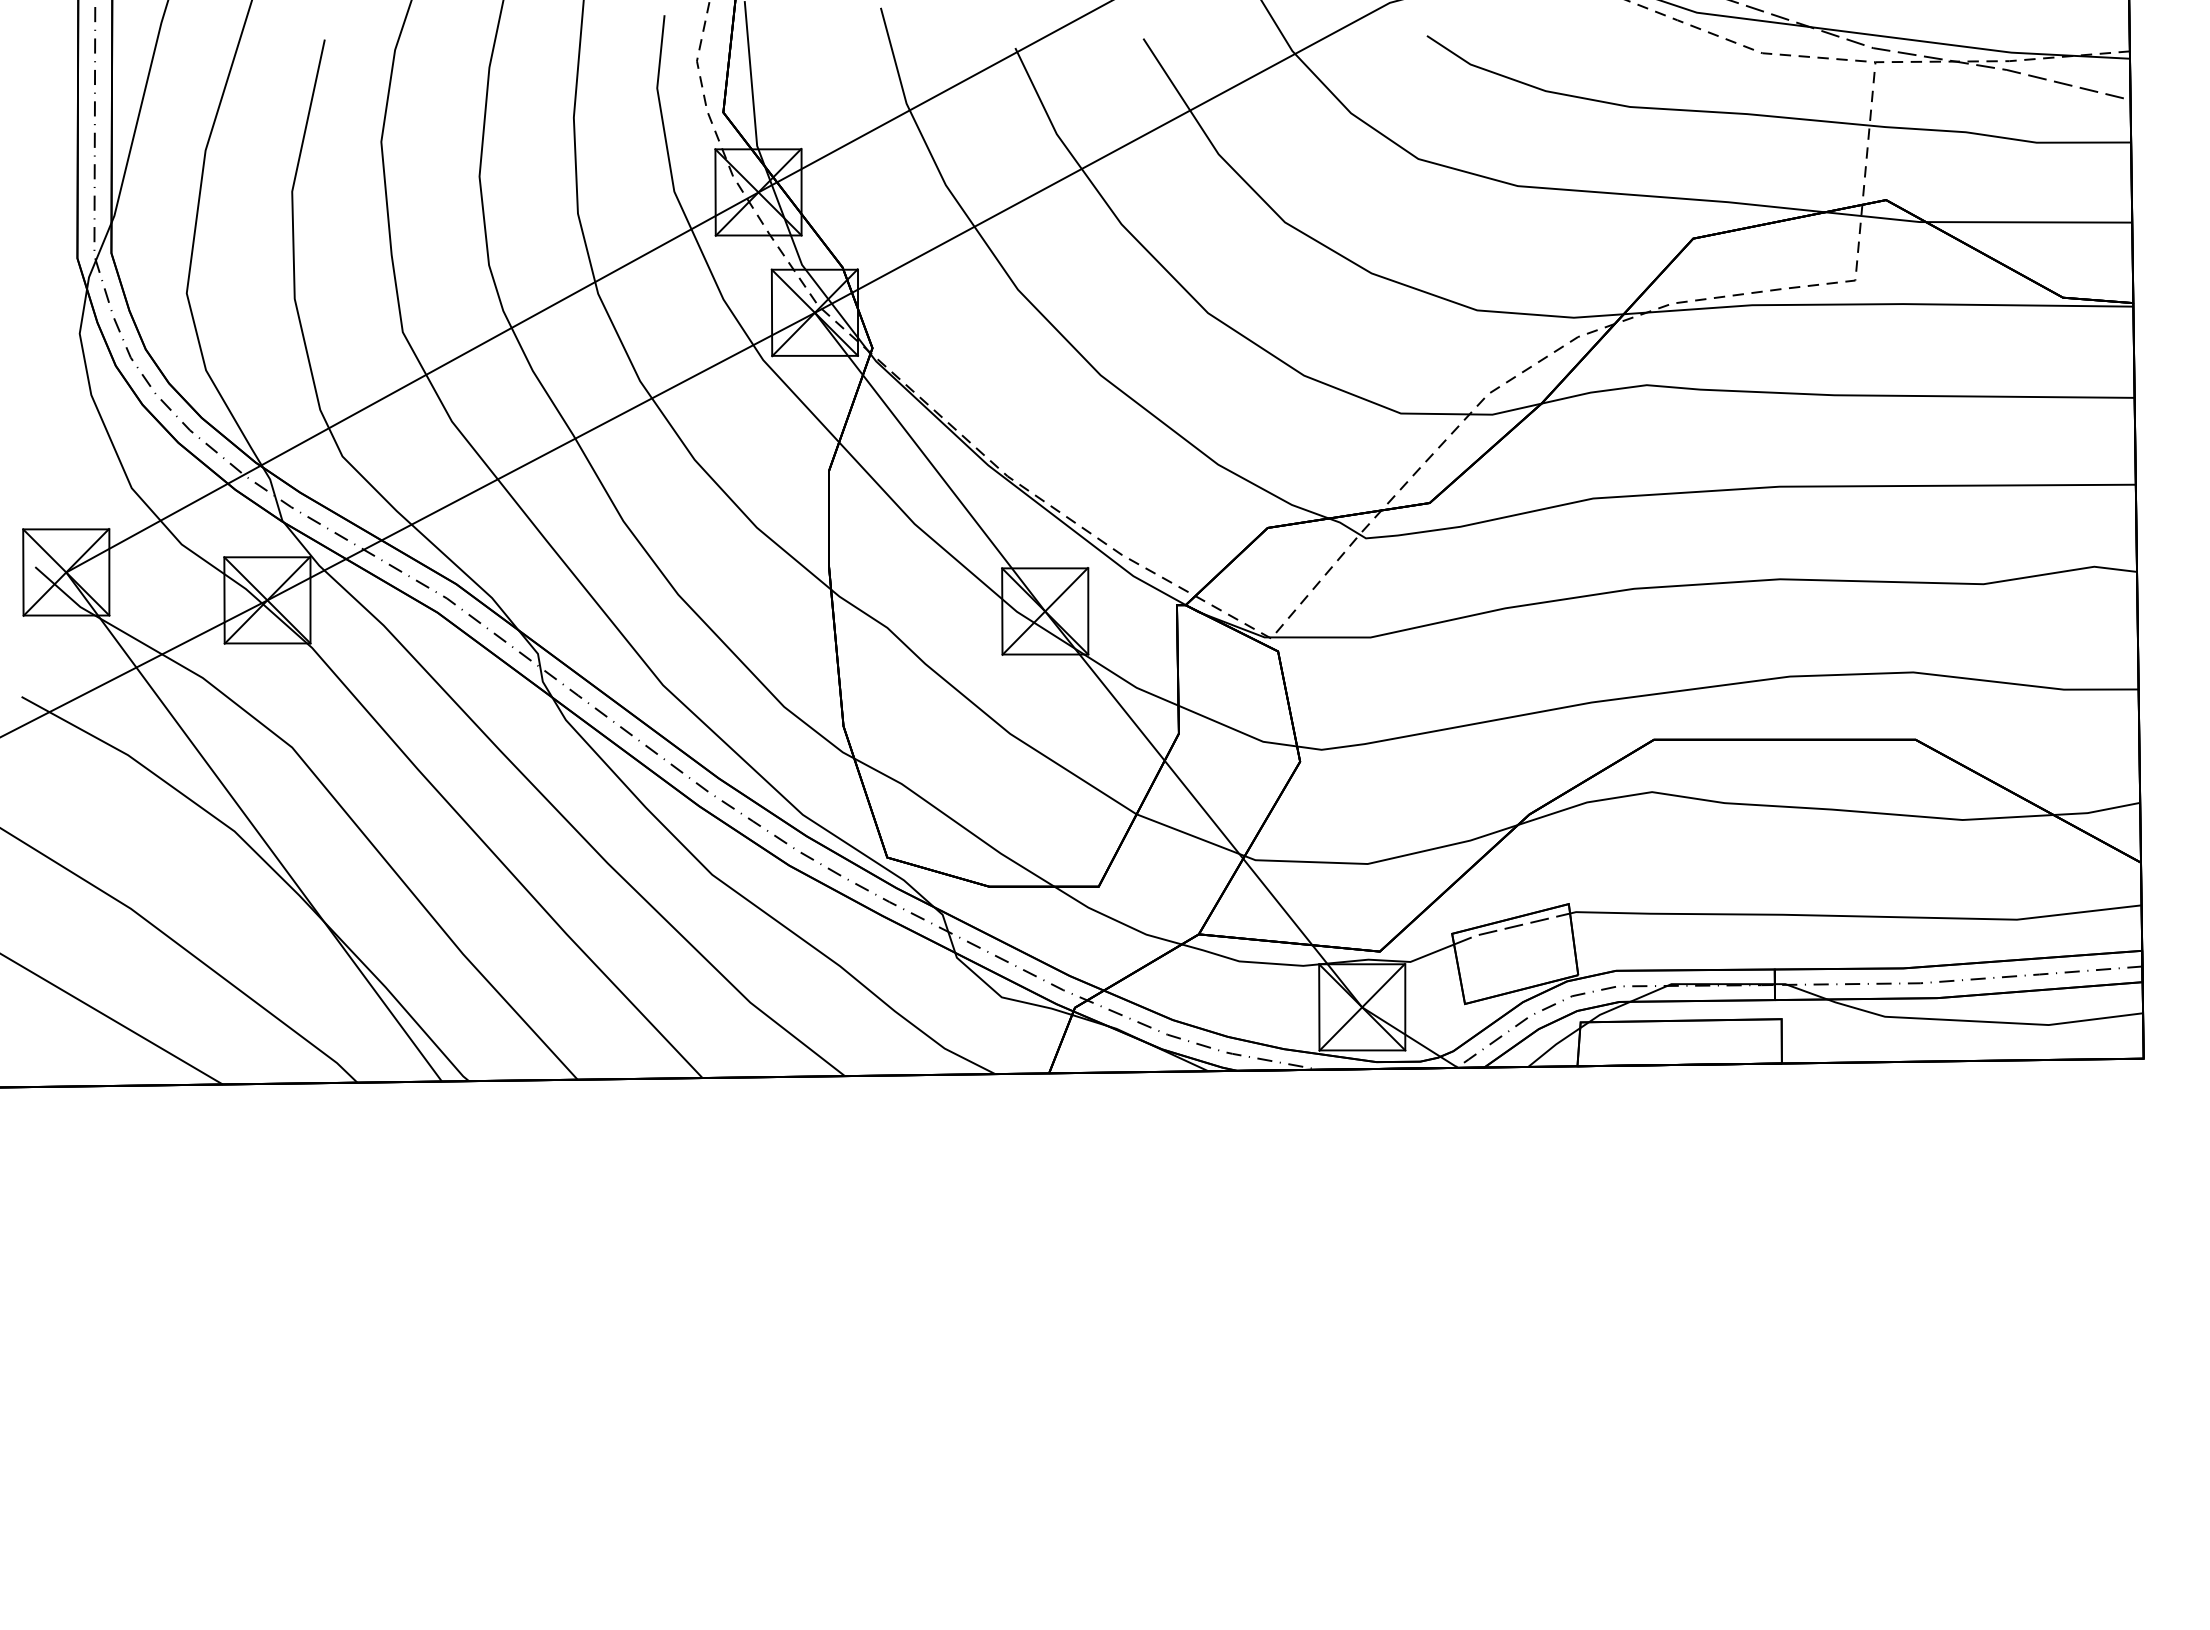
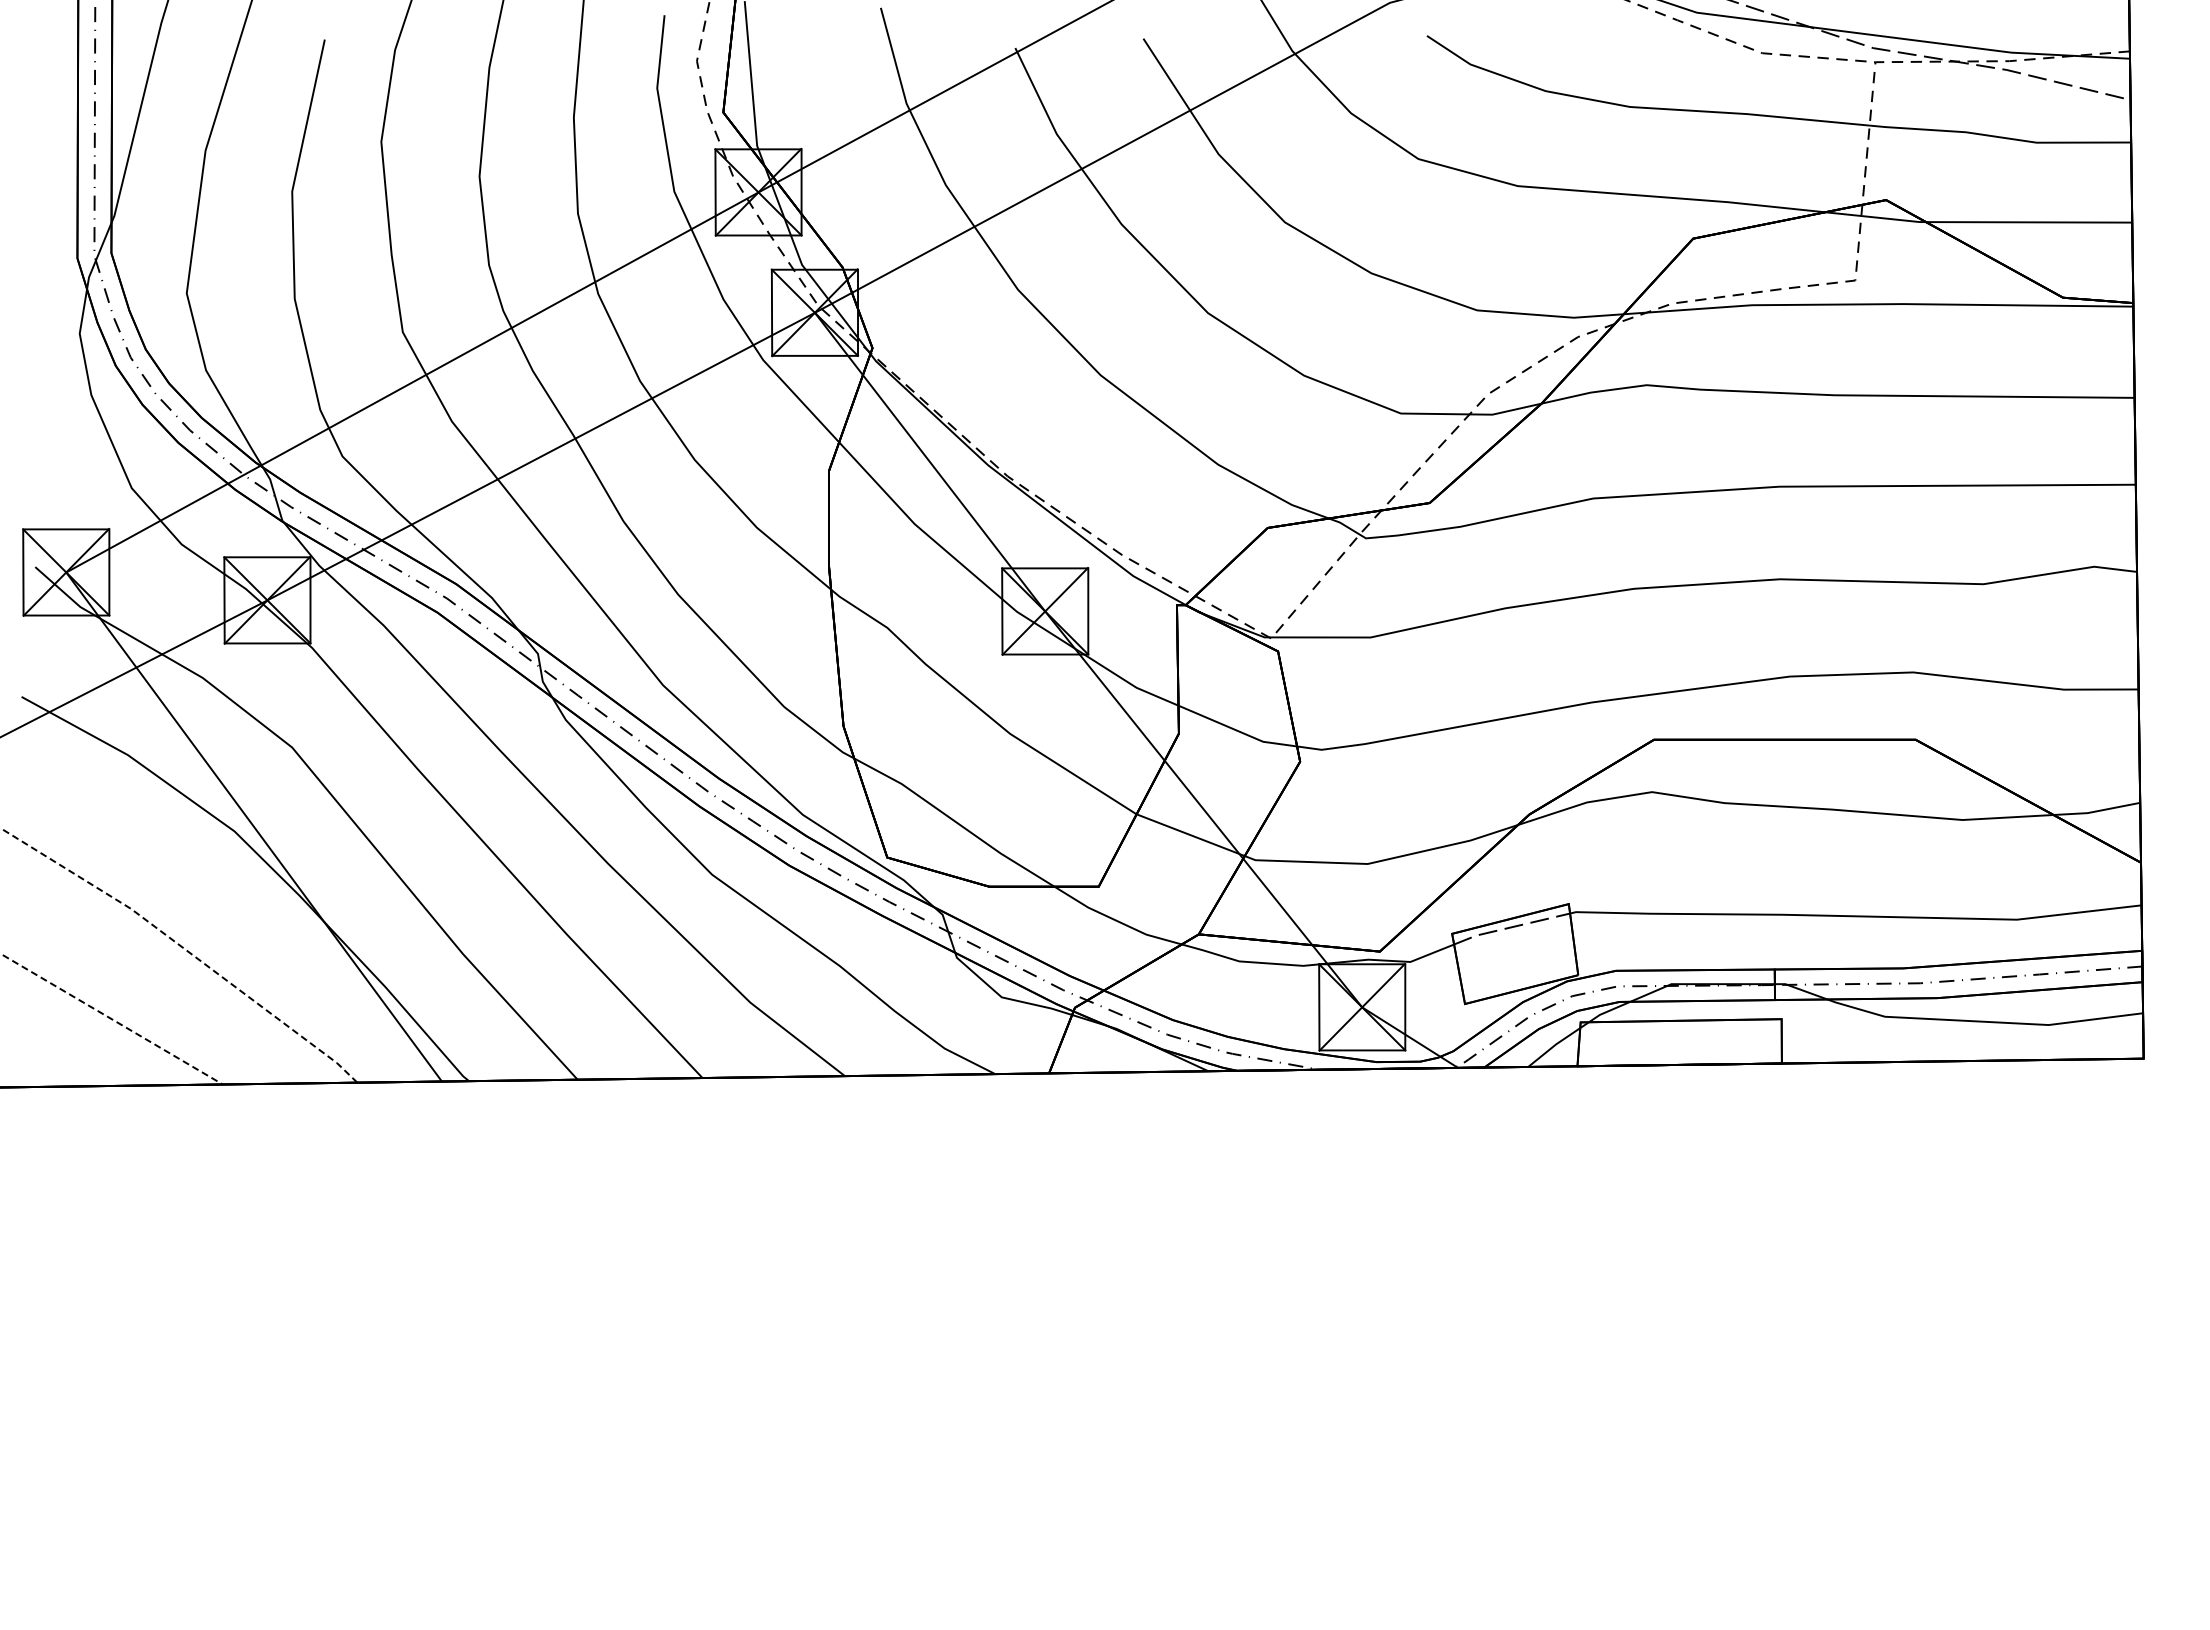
line: solid -> dashed (183, 948)
line: solid -> dashed (111, 1019)
